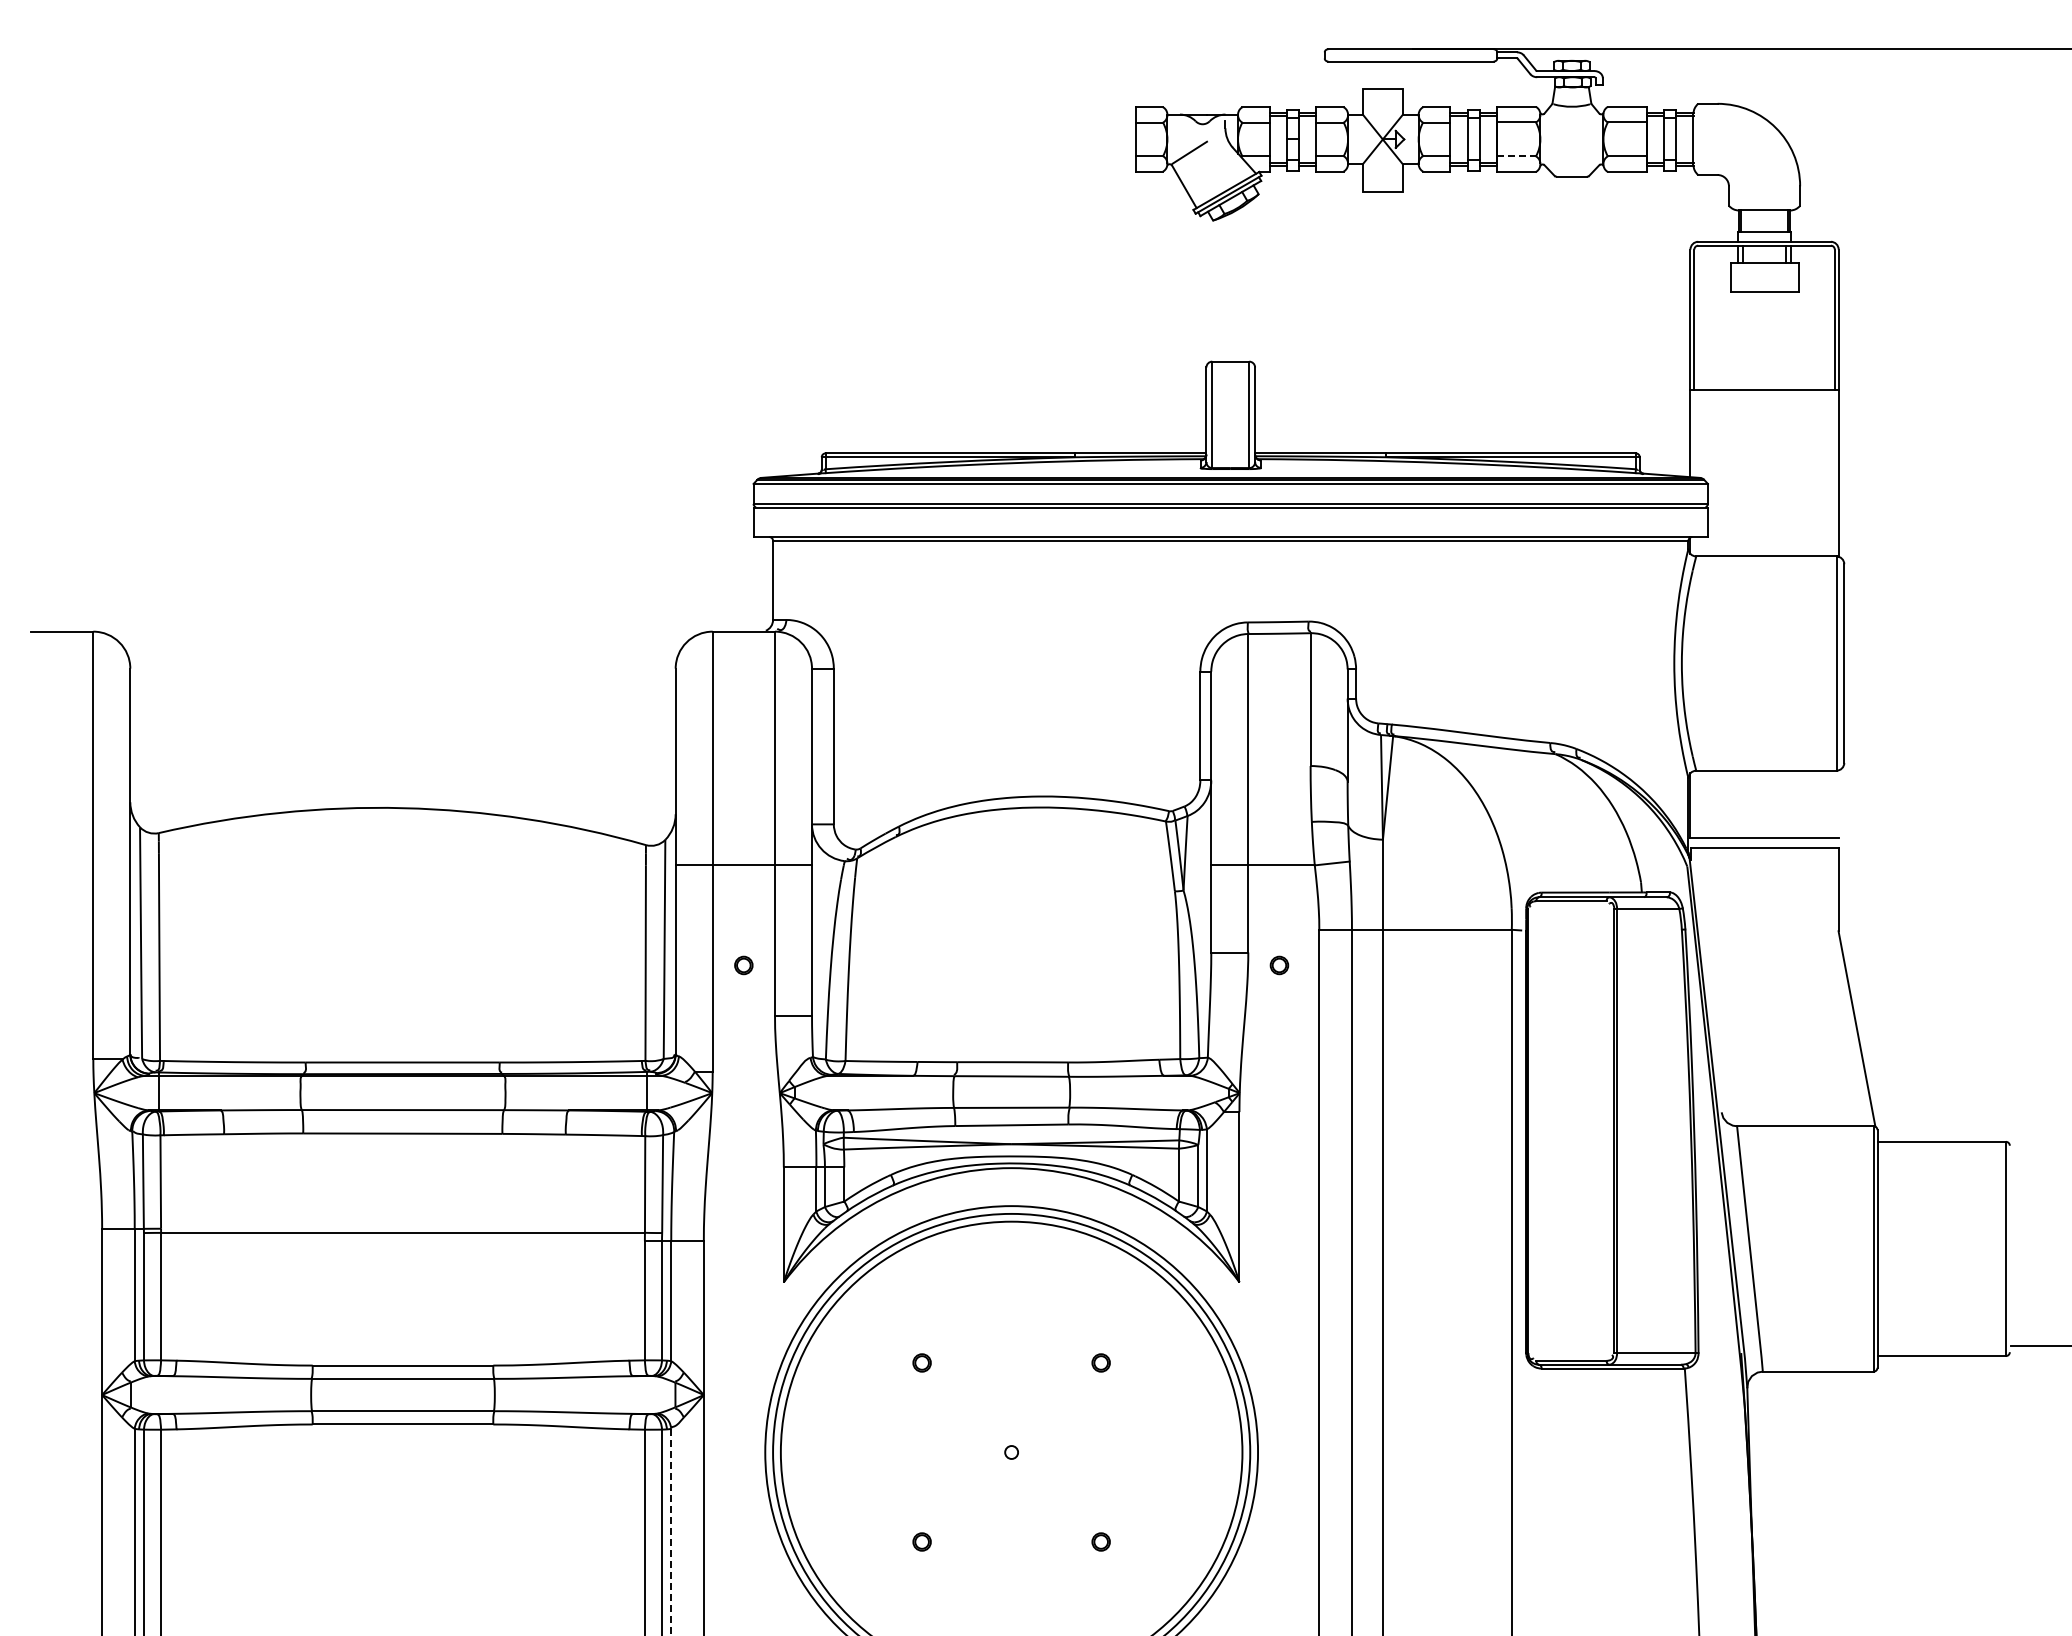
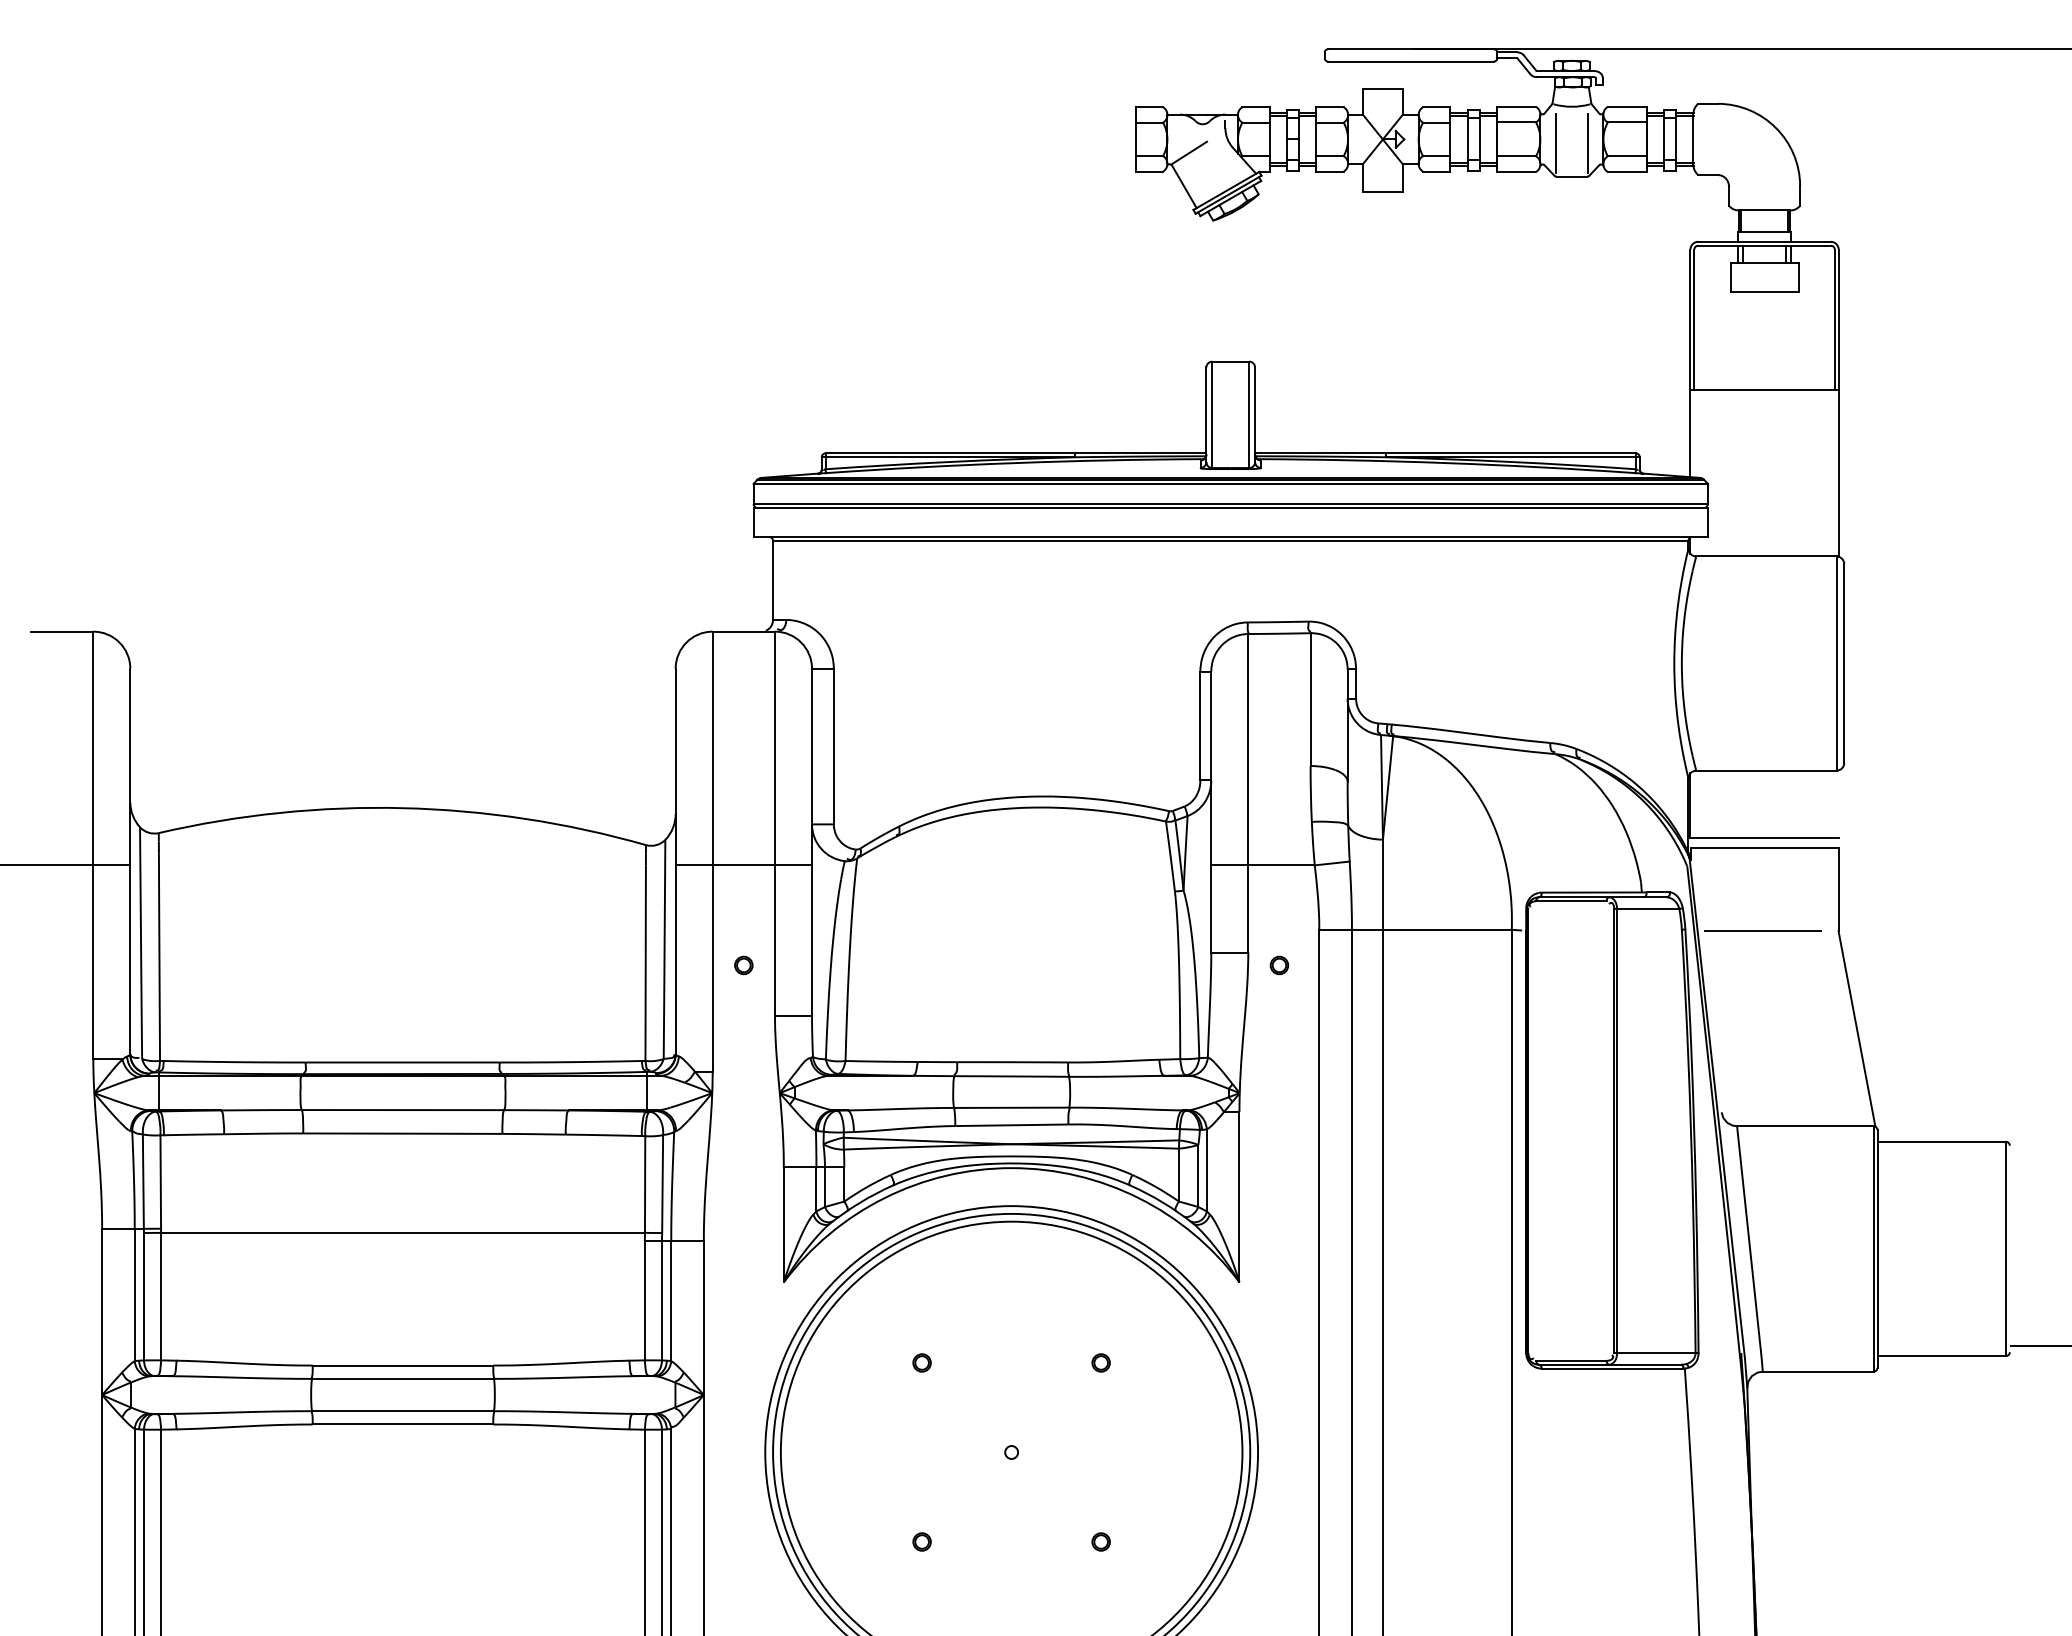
line: none -> present (1555, 143)
line: none -> present (1587, 143)
line: dashed -> solid (1517, 156)
line: none -> present (66, 865)
line: none -> present (1762, 931)
line: dashed -> solid (671, 1532)
